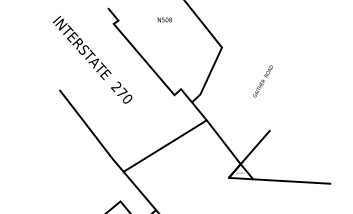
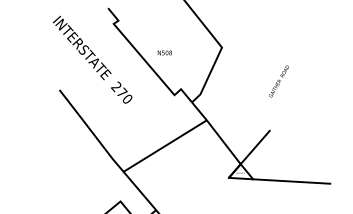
text position: (164, 19) -> (164, 52) (164, 52)
text position: (262, 81) -> (278, 81) (278, 81)
